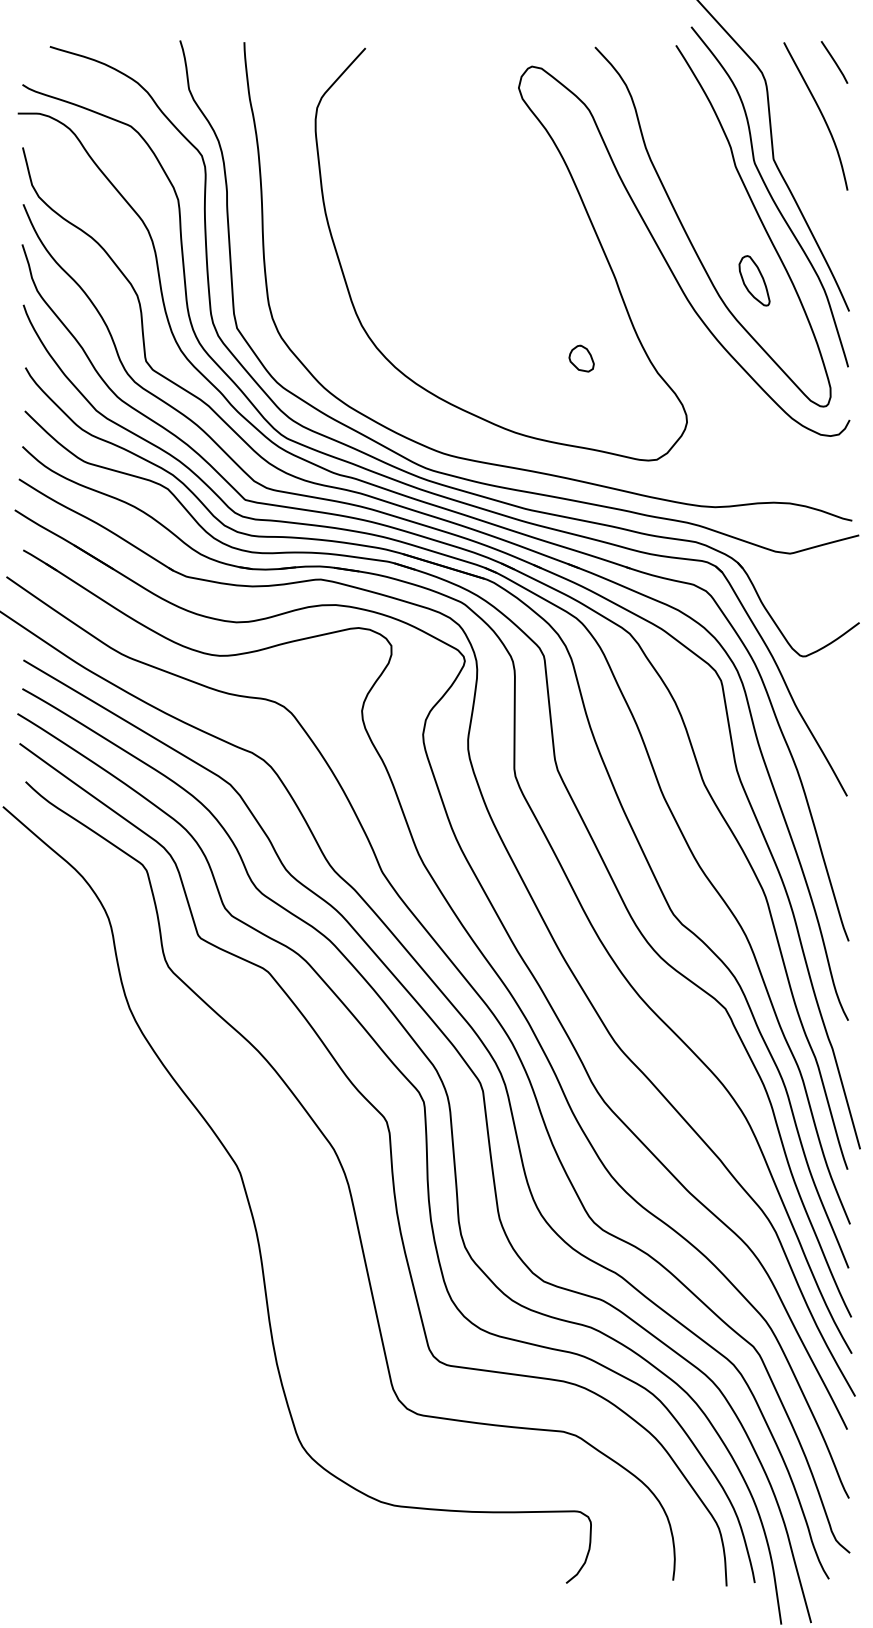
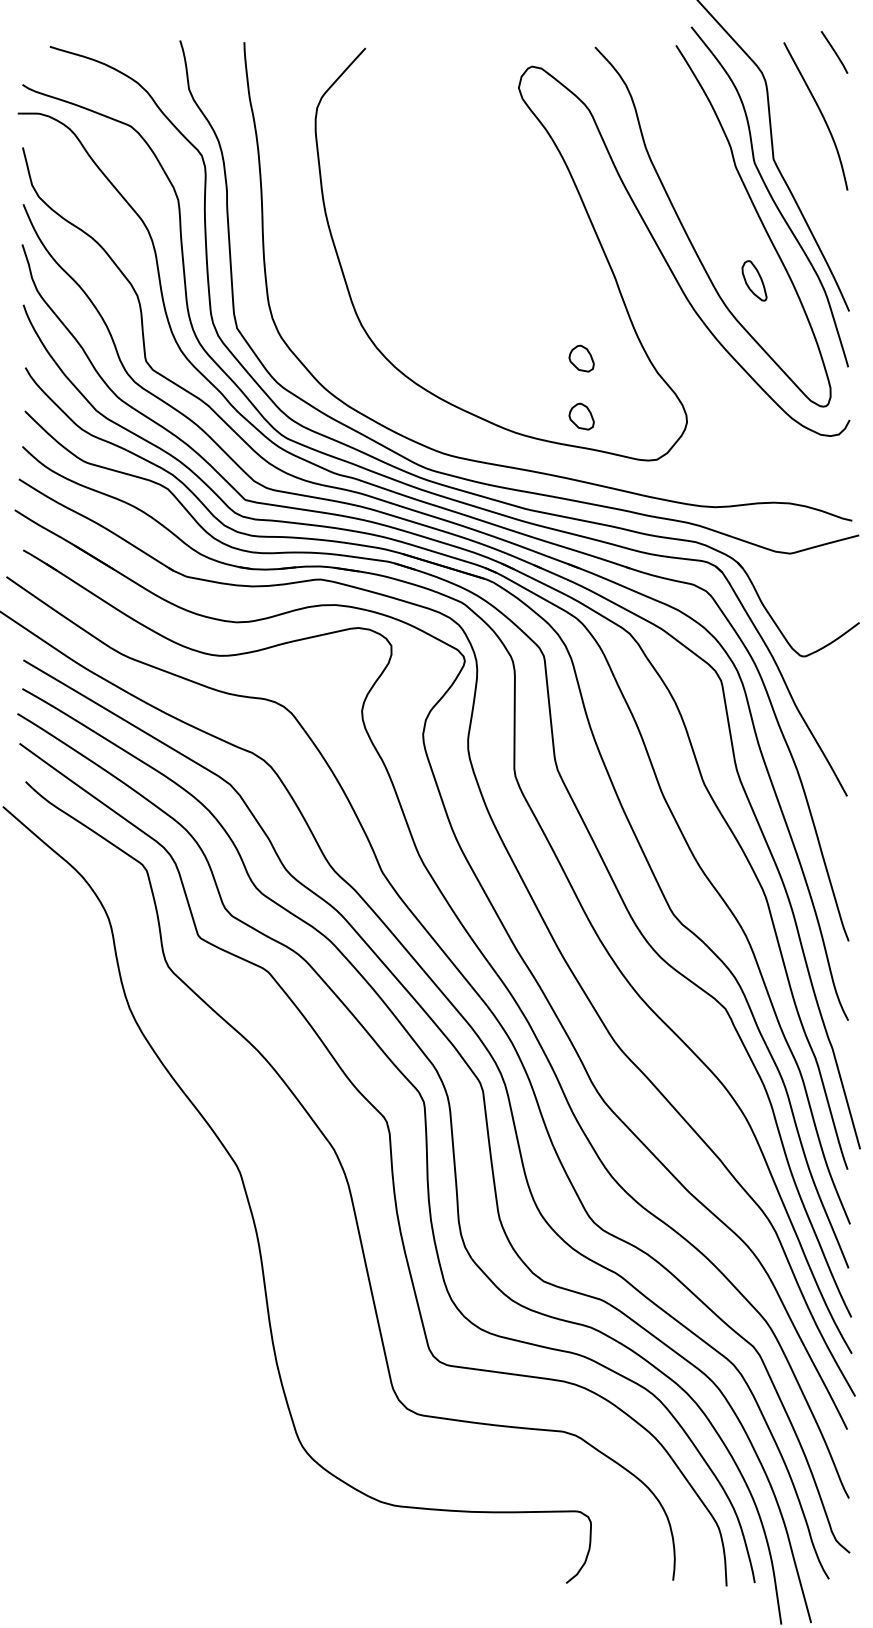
line position: (834, 62) -> (834, 52) (834, 52)
part size: 33x52 px -> 27x42 px (754, 280)
part: none -> present (581, 416)
